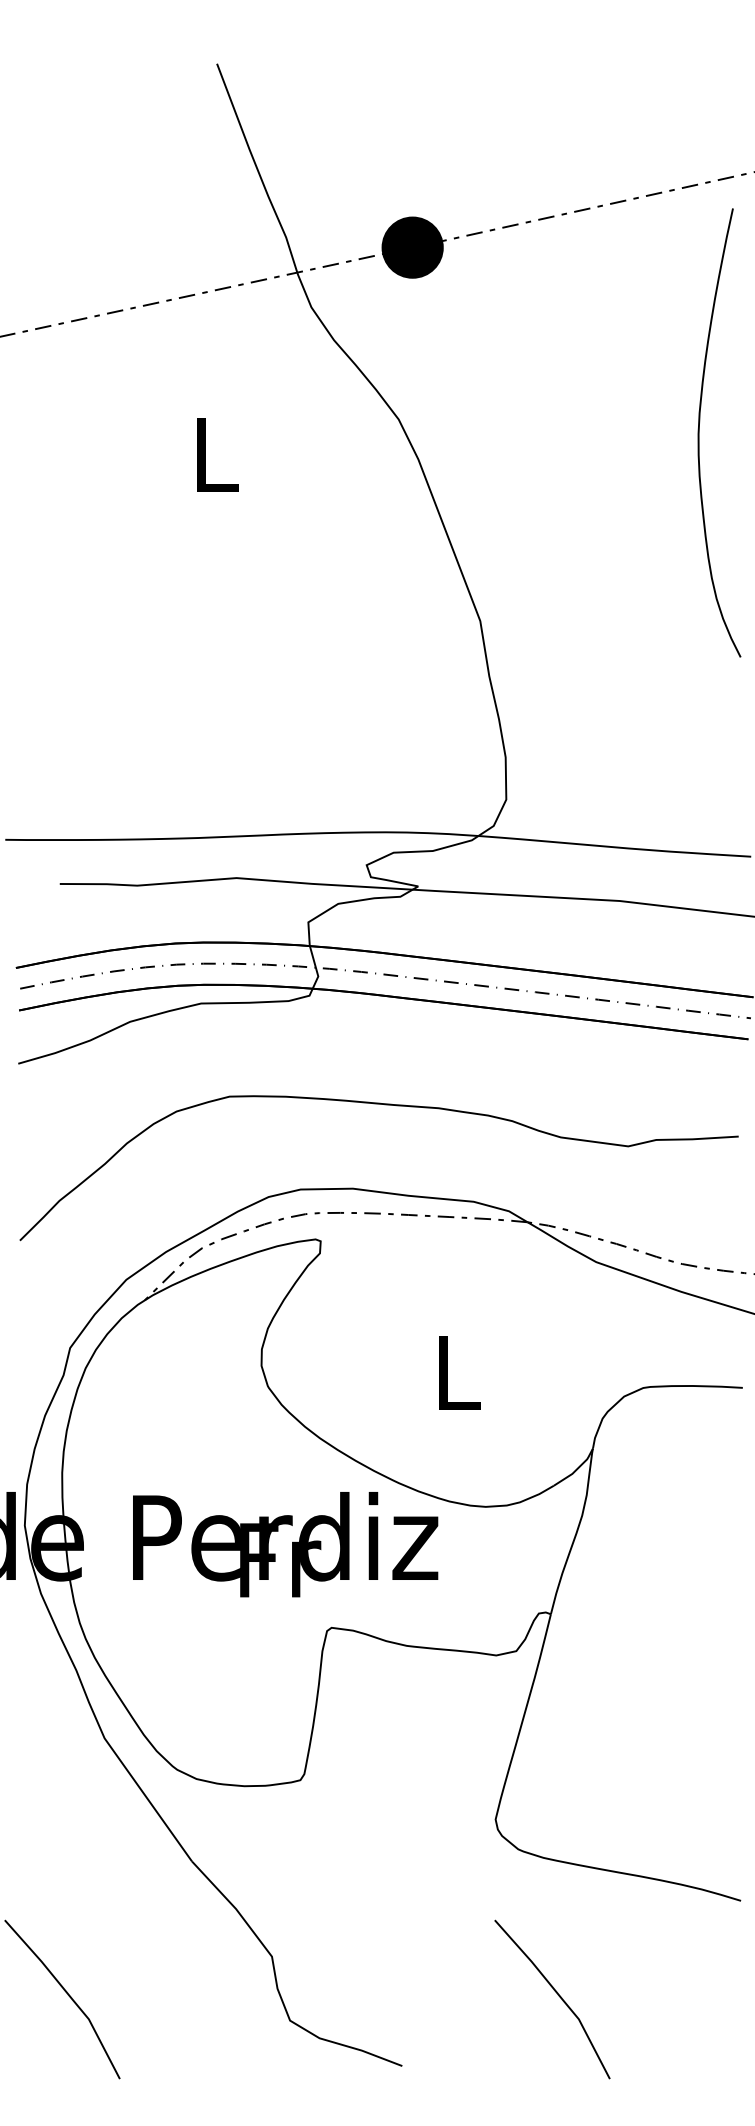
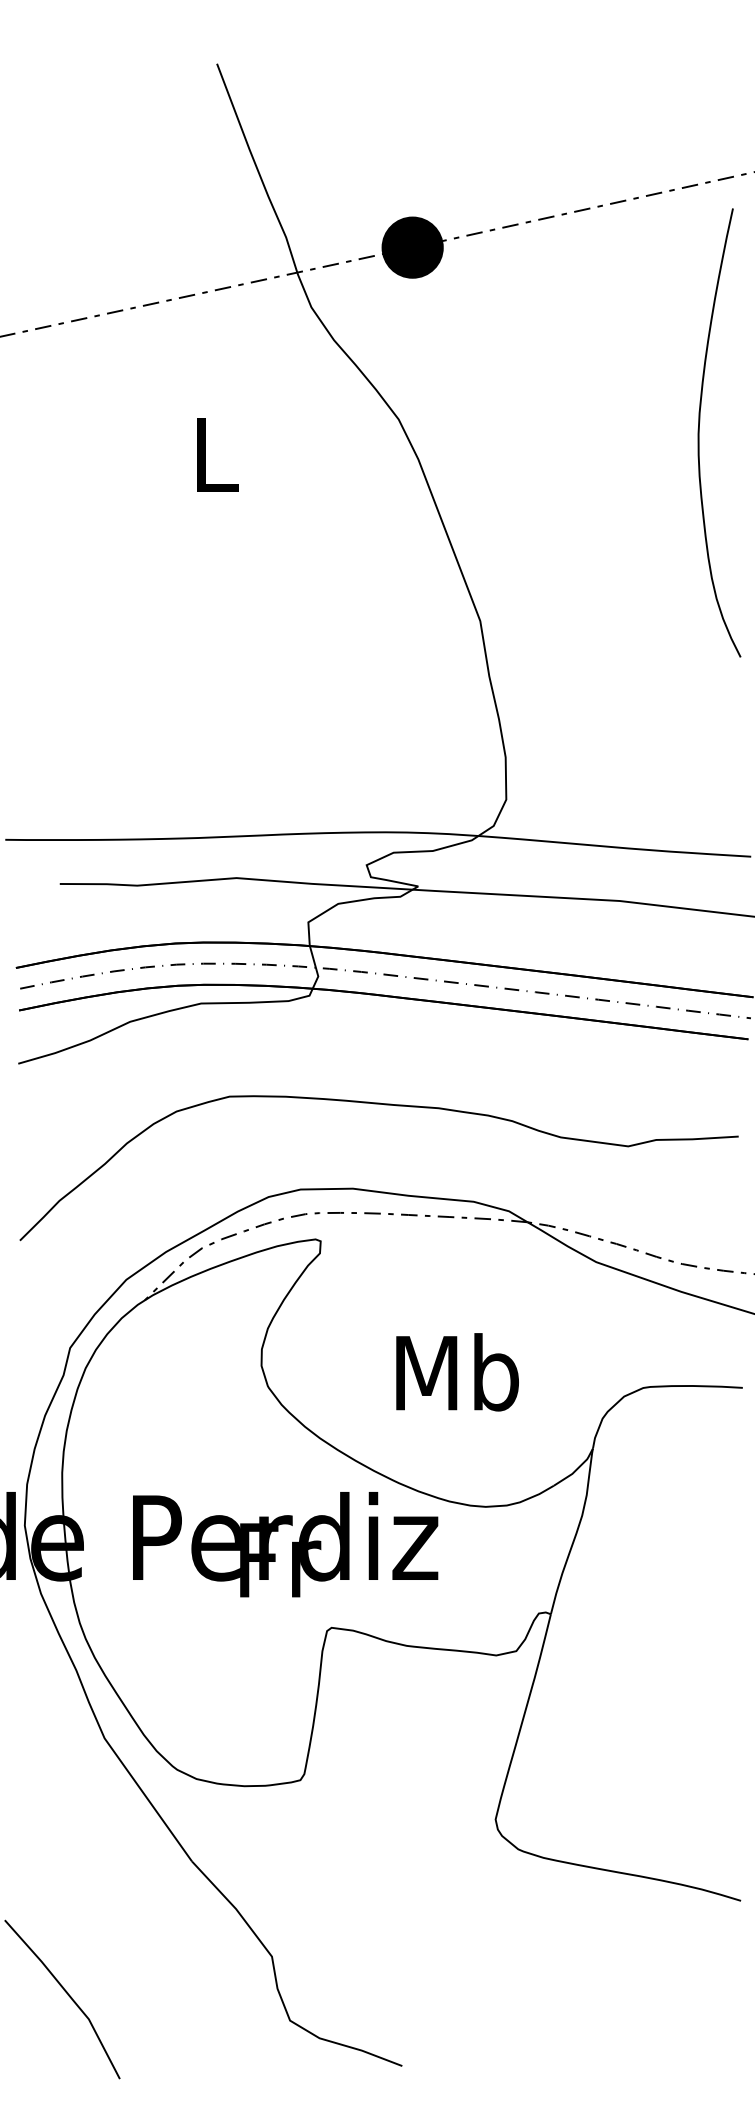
text: L -> Mb (457, 1372)
curve: present -> none (558, 1996)
